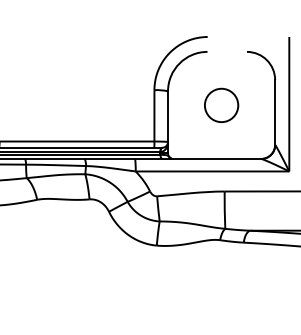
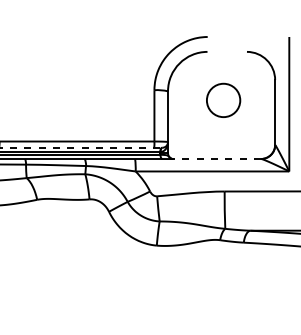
circle position: (221, 104) -> (223, 99) (223, 99)
line: solid -> dashed (81, 147)
line: solid -> dashed (217, 159)
